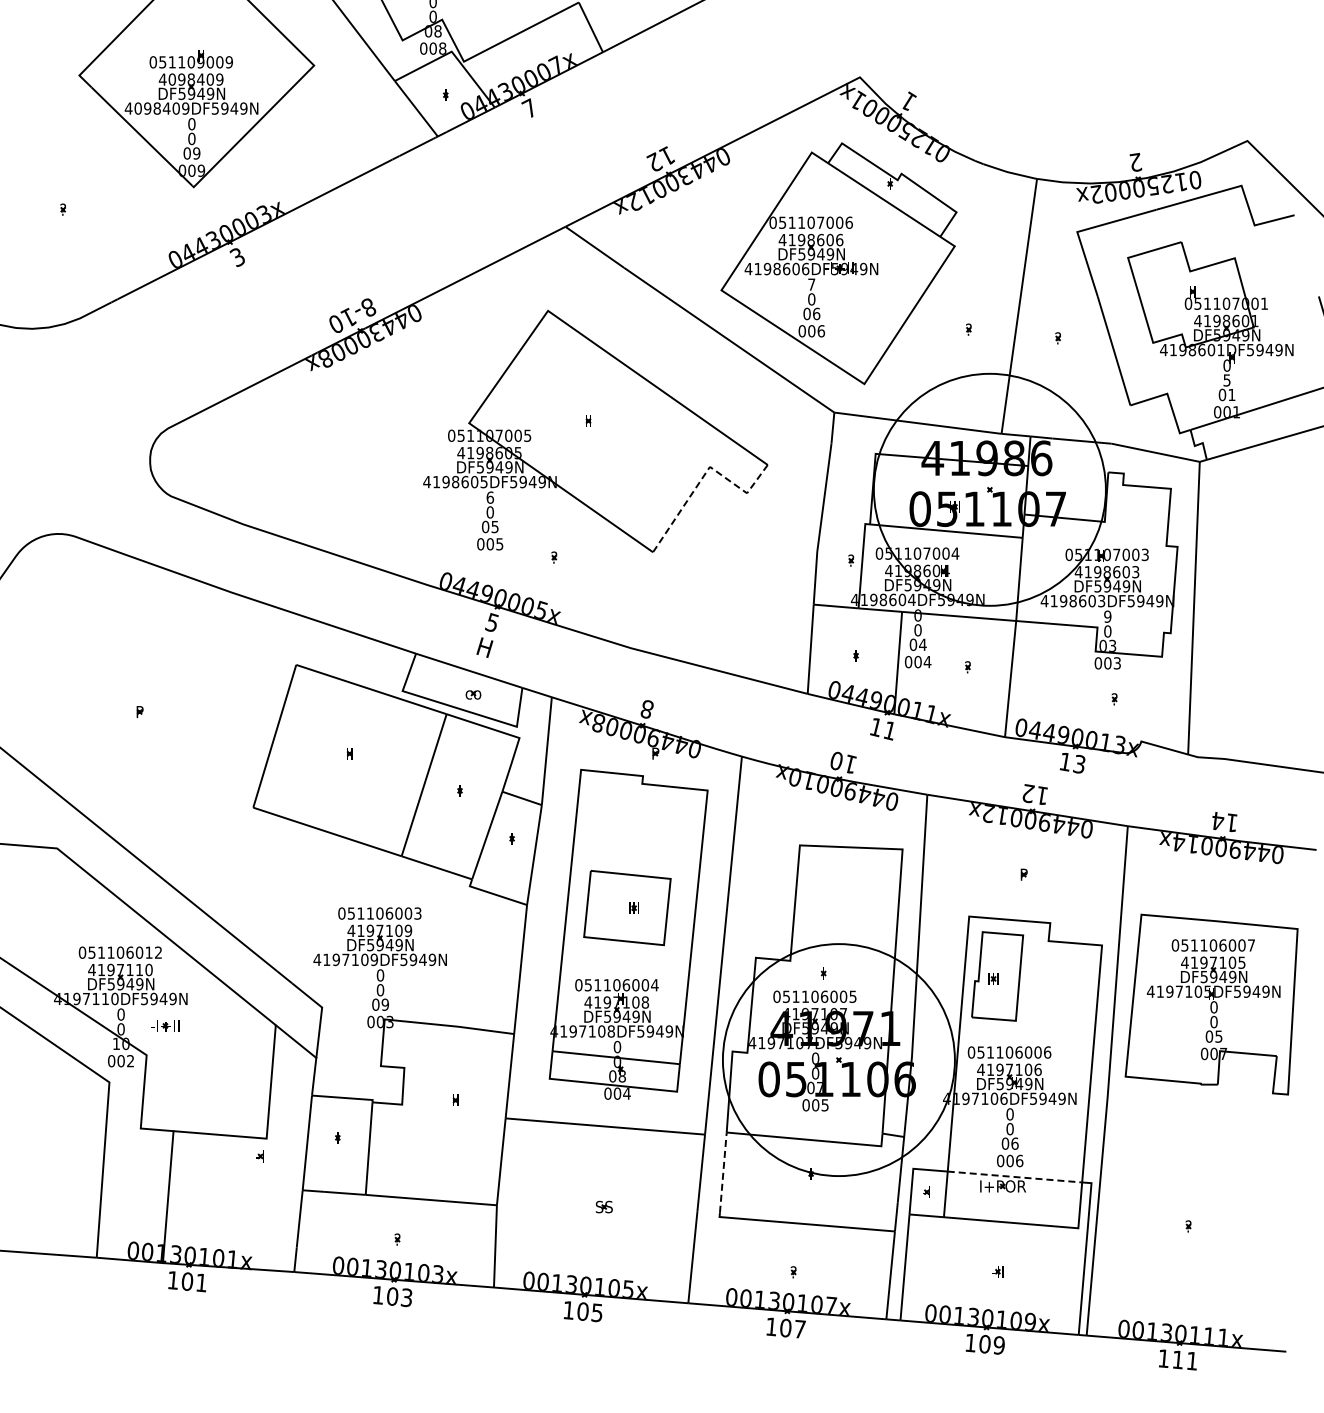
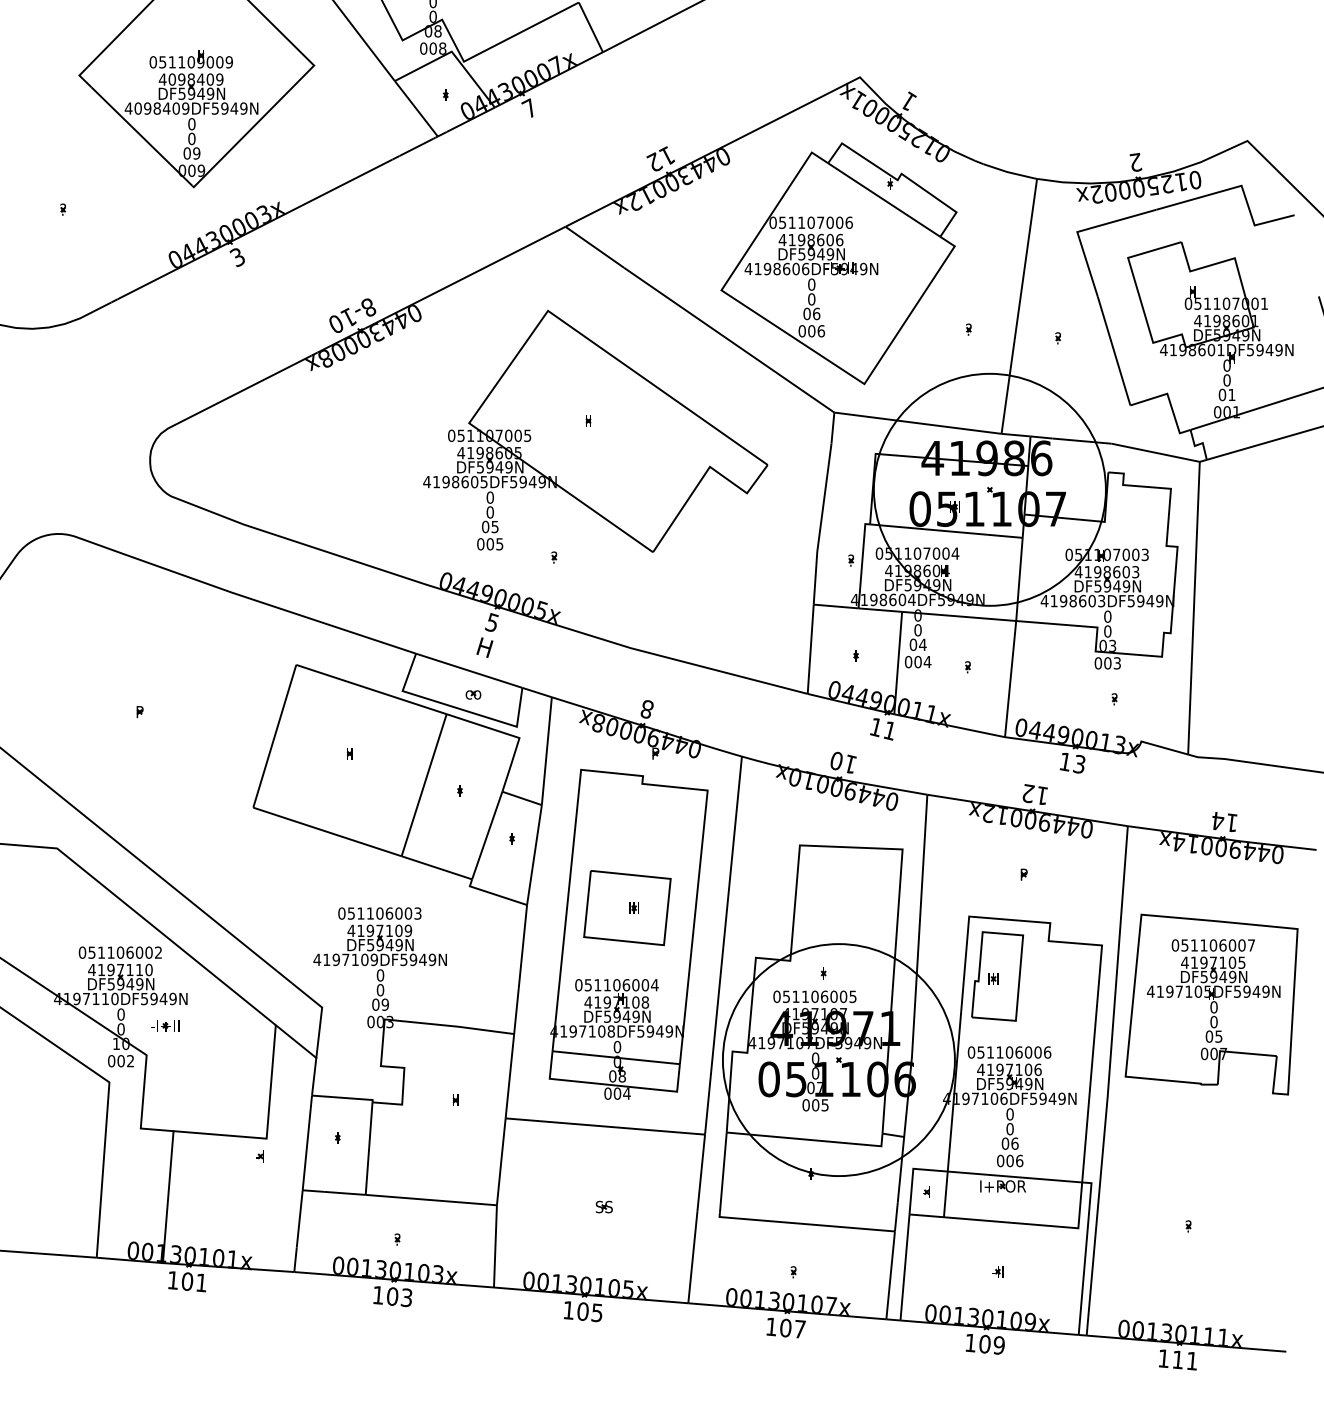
text: 7 -> 0 (811, 284)
text: 5 -> 0 (1226, 380)
line: dashed -> solid (704, 475)
text: 6 -> 0 (490, 497)
text: 9 -> 0 (1107, 616)
text: 051106012 -> 051106002 (148, 952)
line: dashed -> solid (723, 1172)
line: dashed -> solid (1015, 1177)
